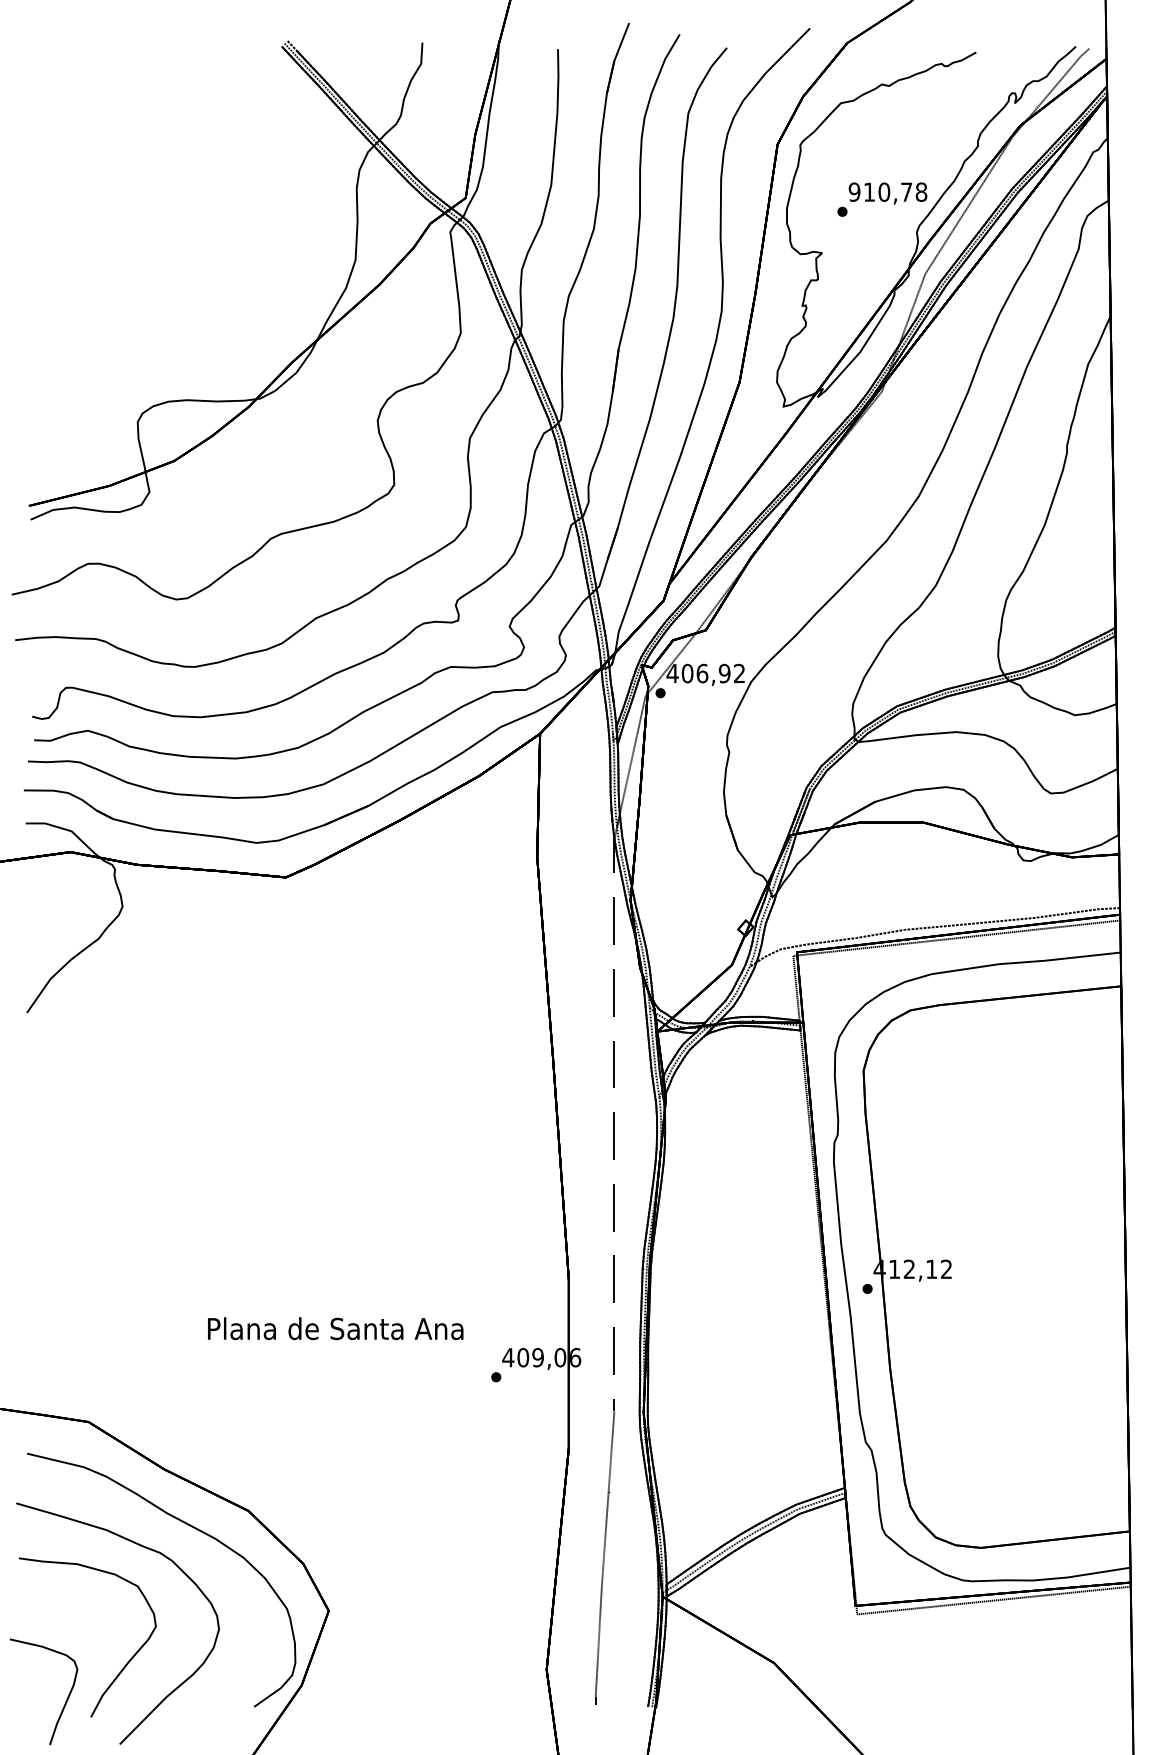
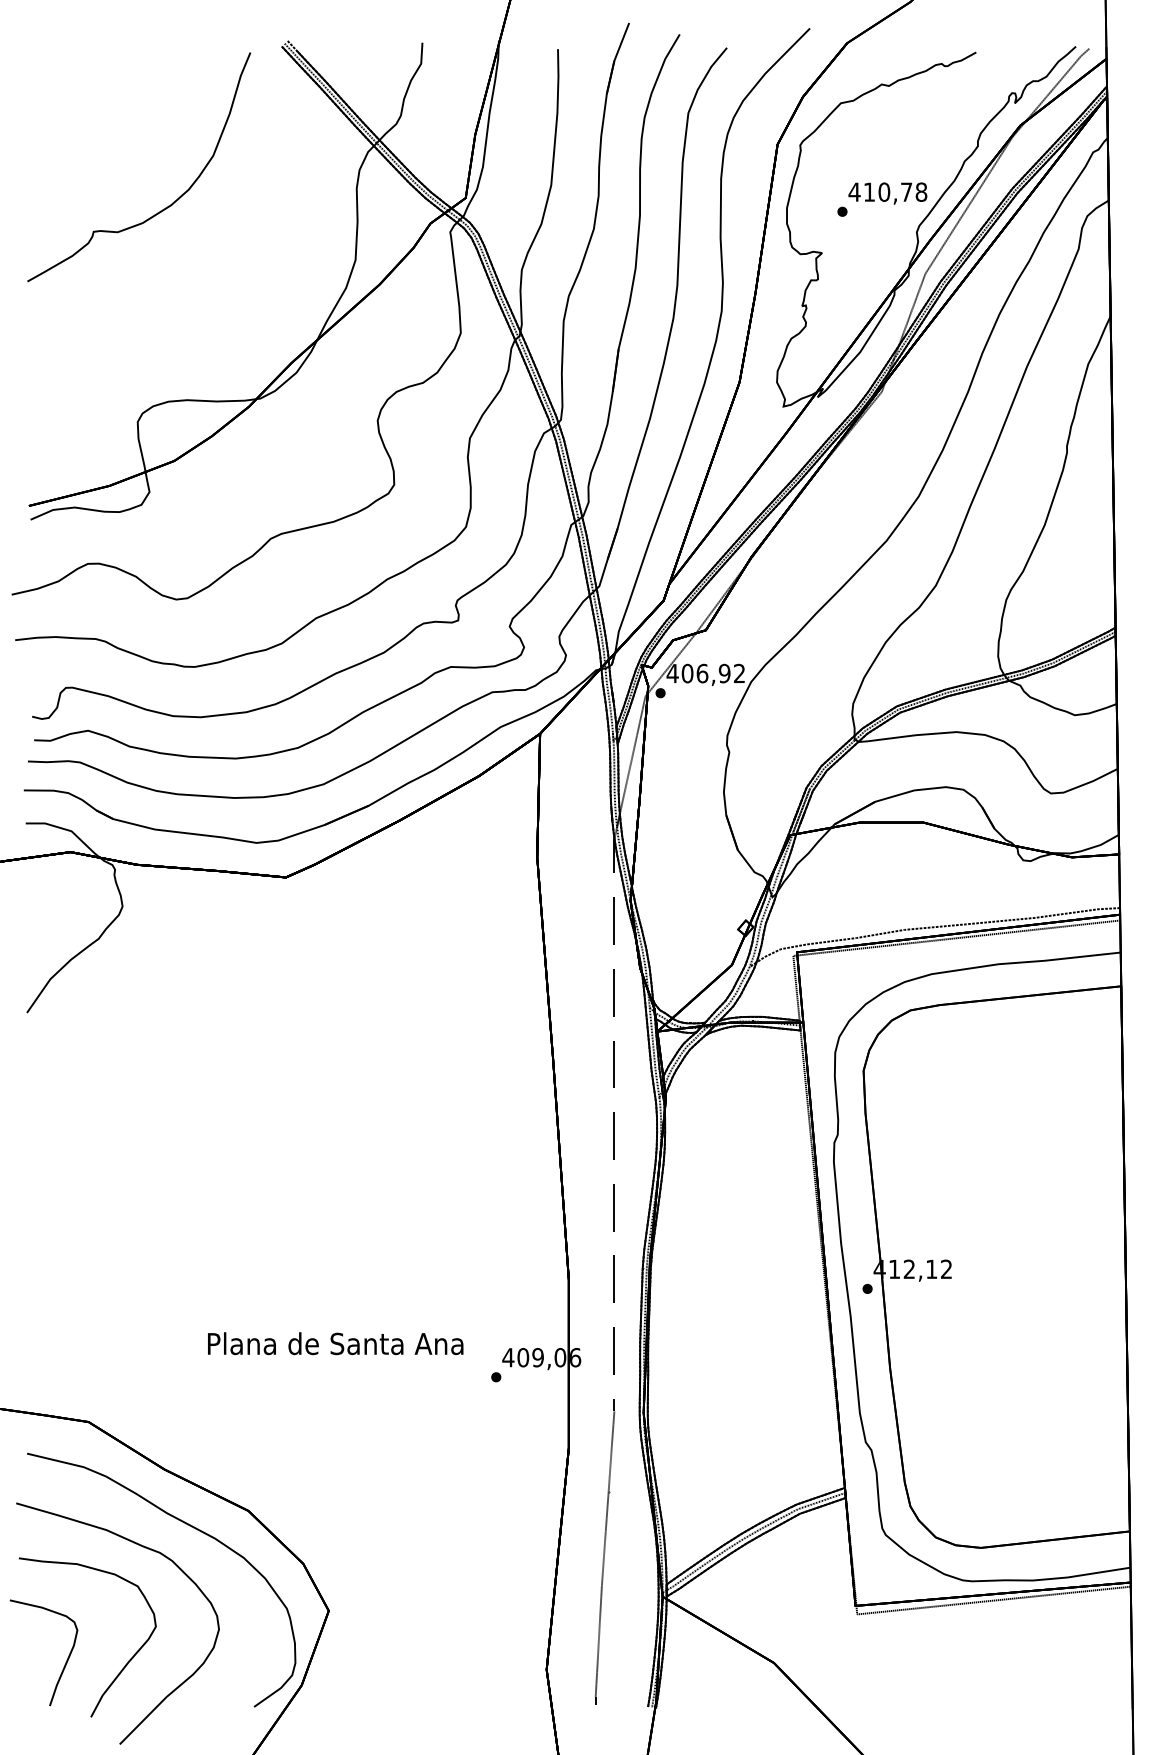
text: 910,78 -> 410,78 (854, 191)
curve: none -> present (165, 207)
text position: (335, 1328) -> (335, 1343) (335, 1343)
curve position: (65, 1701) -> (65, 1662) (65, 1662)
